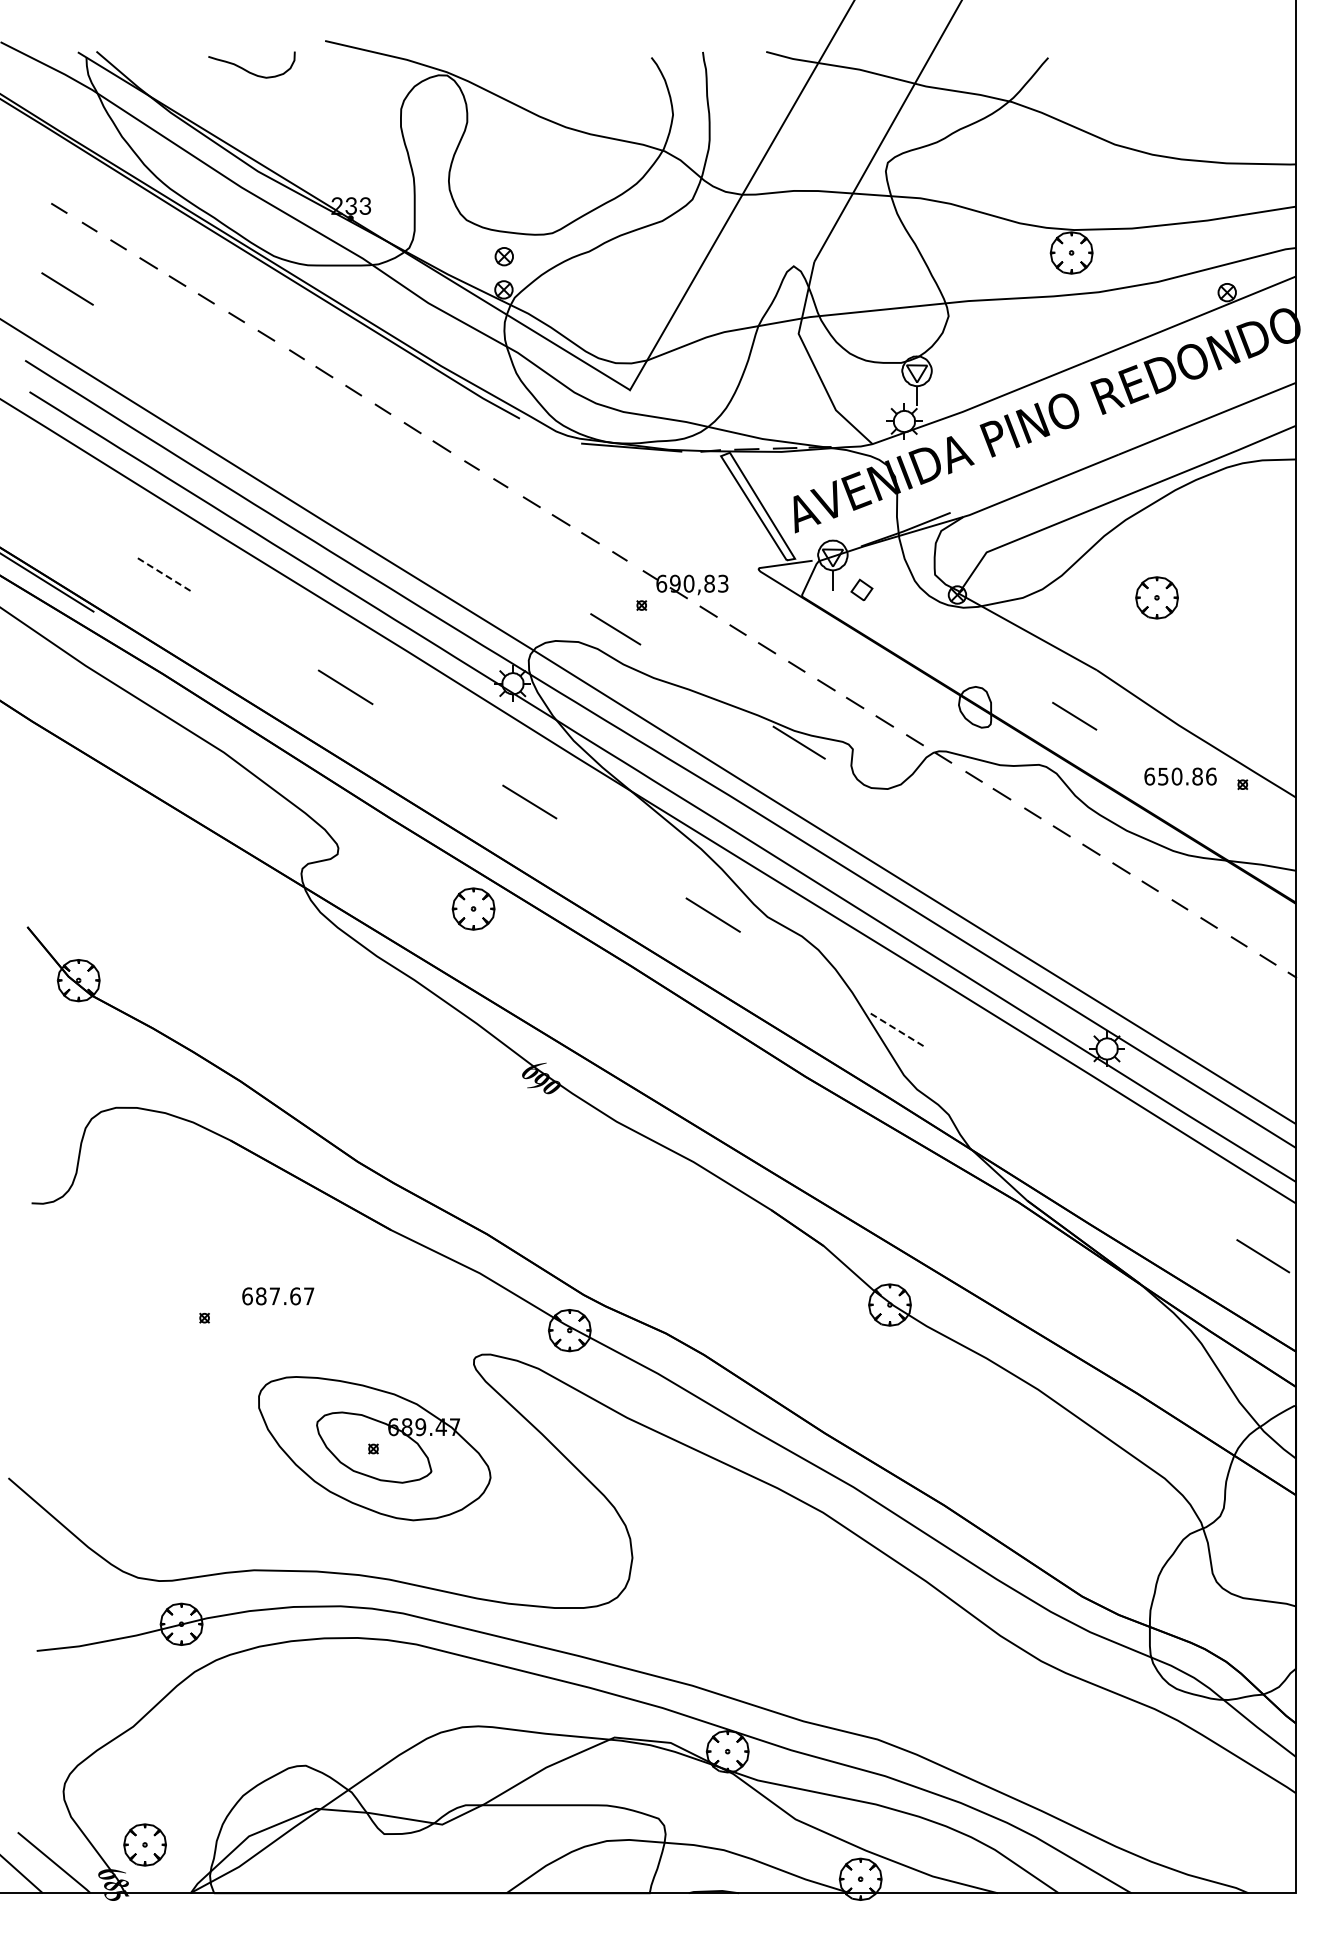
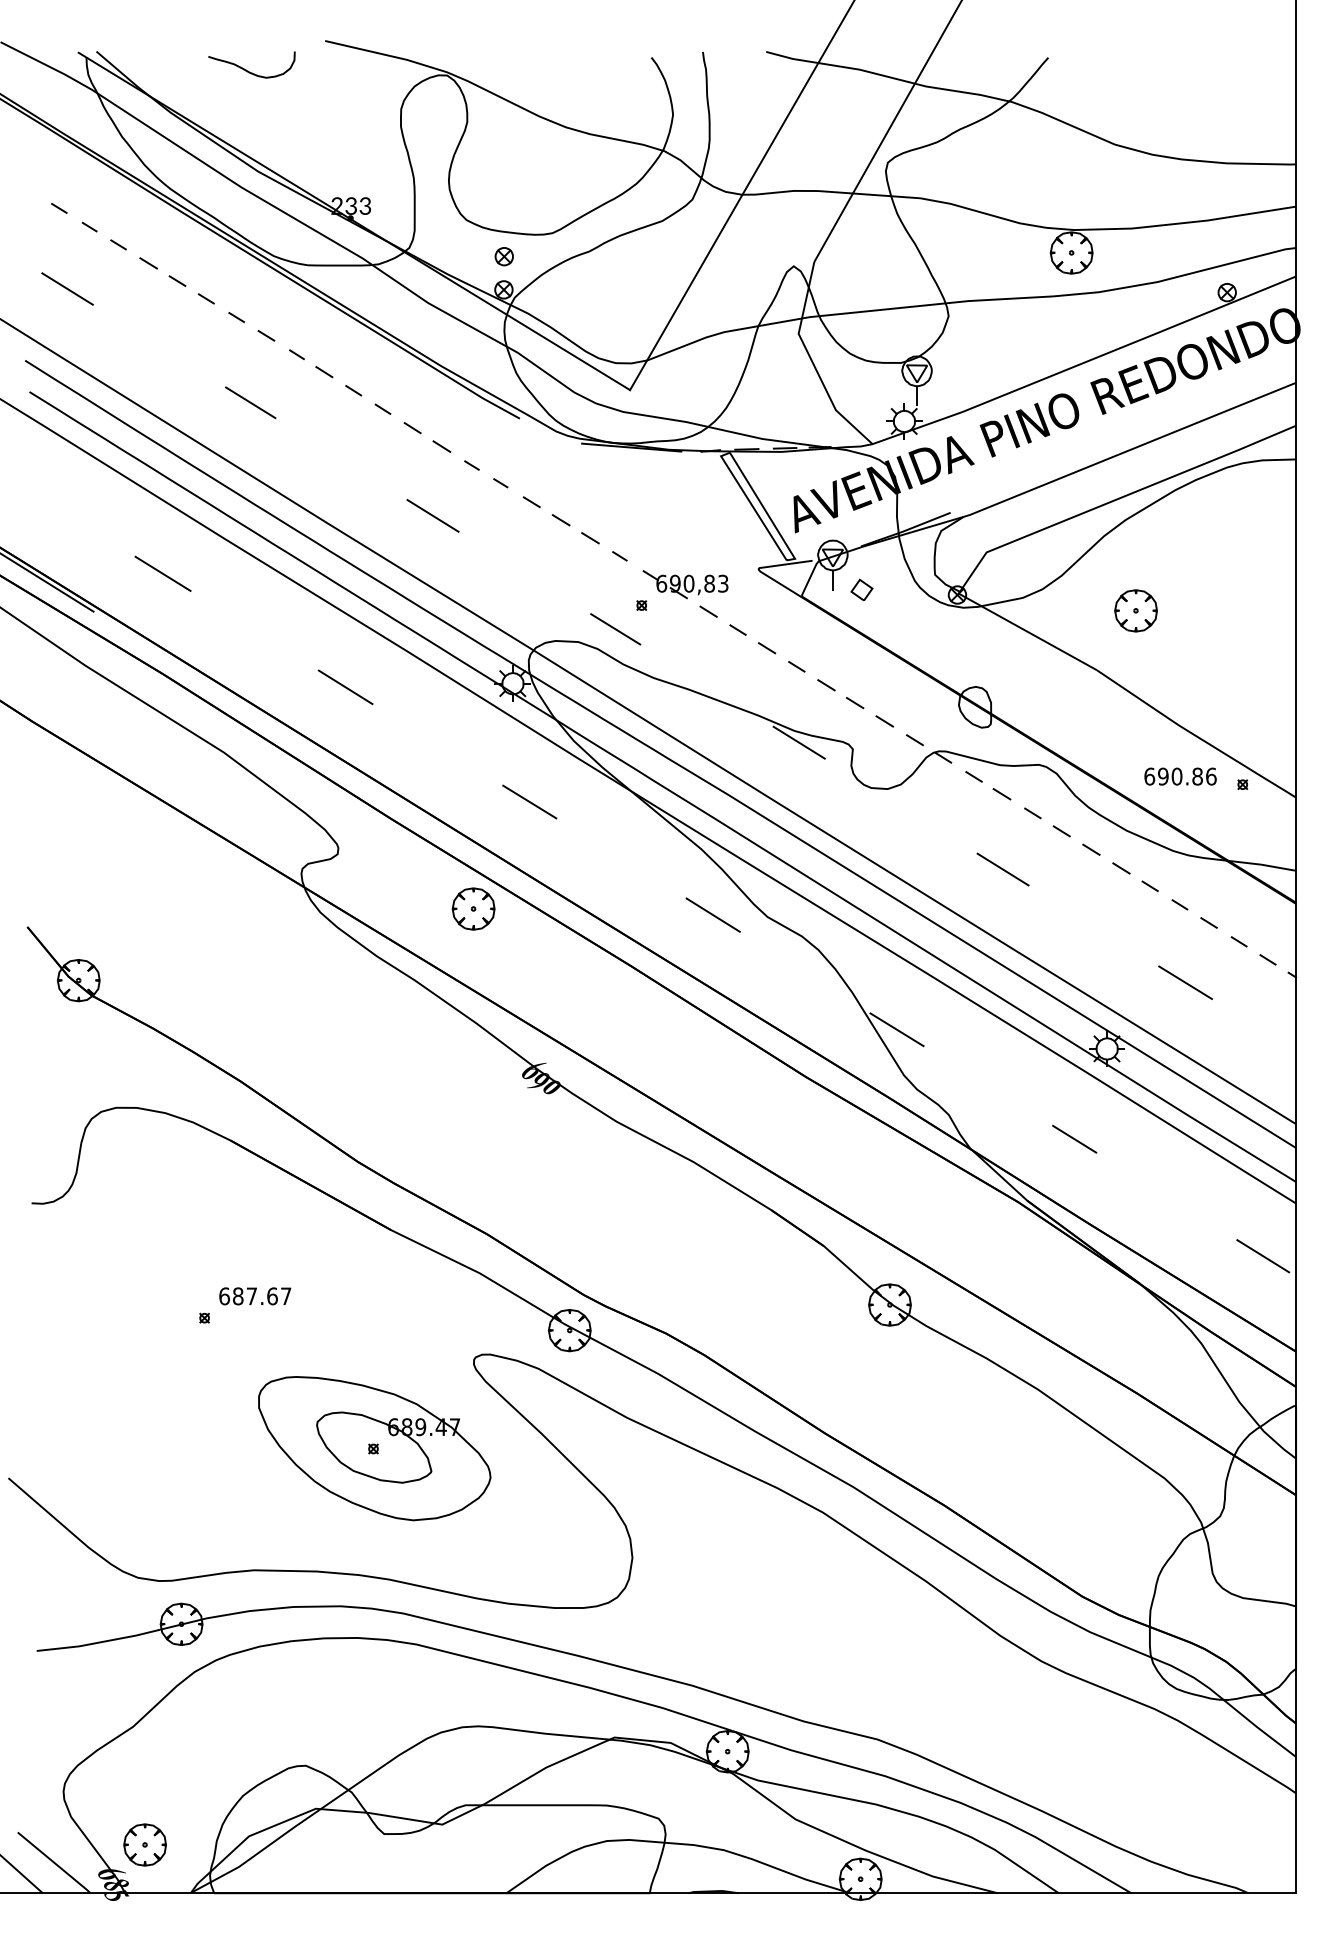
line: none -> present (250, 402)
line: none -> present (432, 515)
line: dashed -> solid (162, 573)
part position: (1156, 597) -> (1135, 610) (1135, 610)
line position: (1074, 716) -> (1074, 1139) (1074, 1139)
text: 650.86 -> 690.86 (1163, 776)
line: none -> present (1002, 869)
line: none -> present (1185, 982)
line: dashed -> solid (896, 1029)
text position: (278, 1296) -> (255, 1296) (255, 1296)
